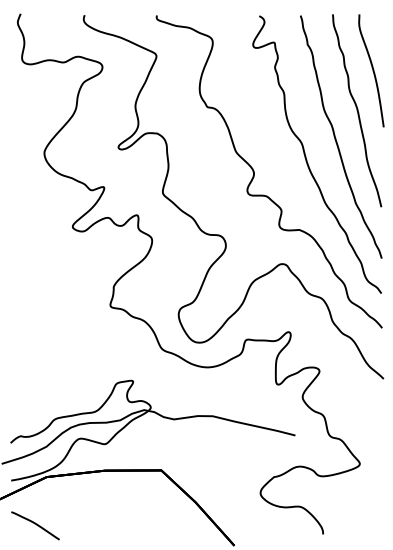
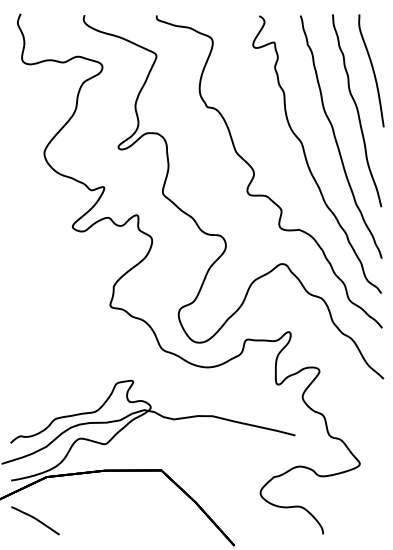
curve position: (35, 524) -> (35, 519) (35, 519)
